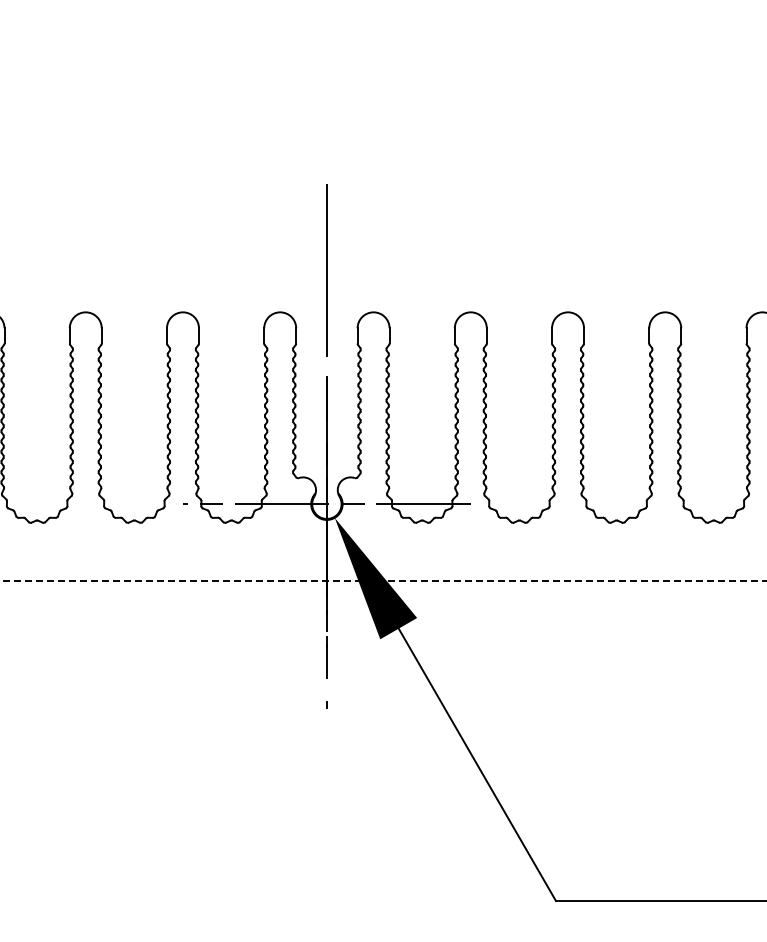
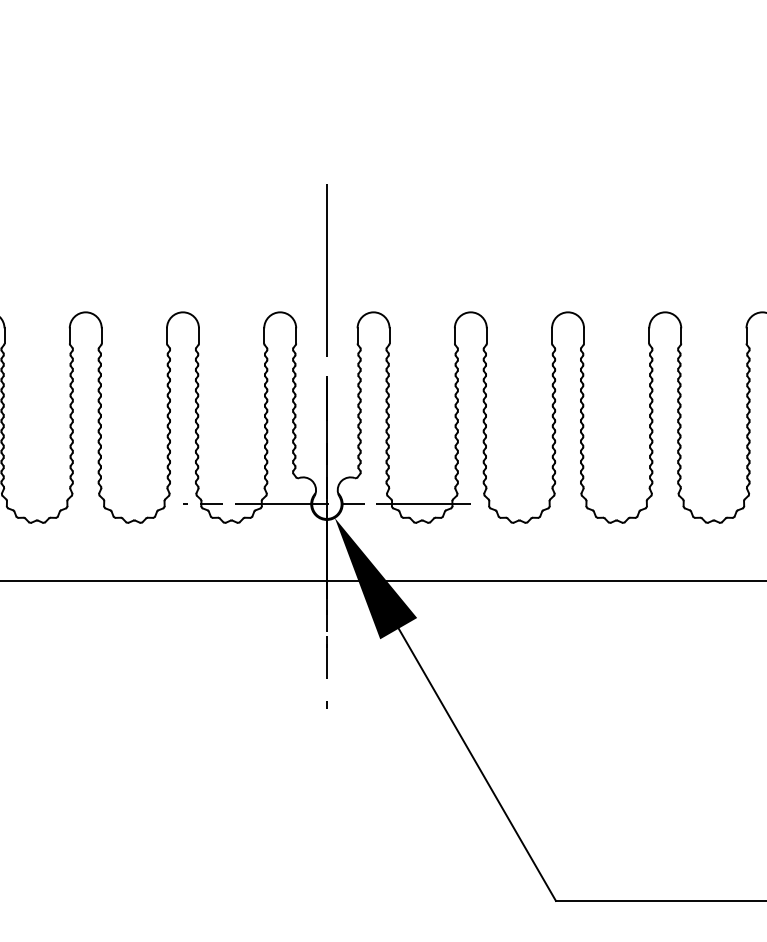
line: dashed -> solid (383, 581)
